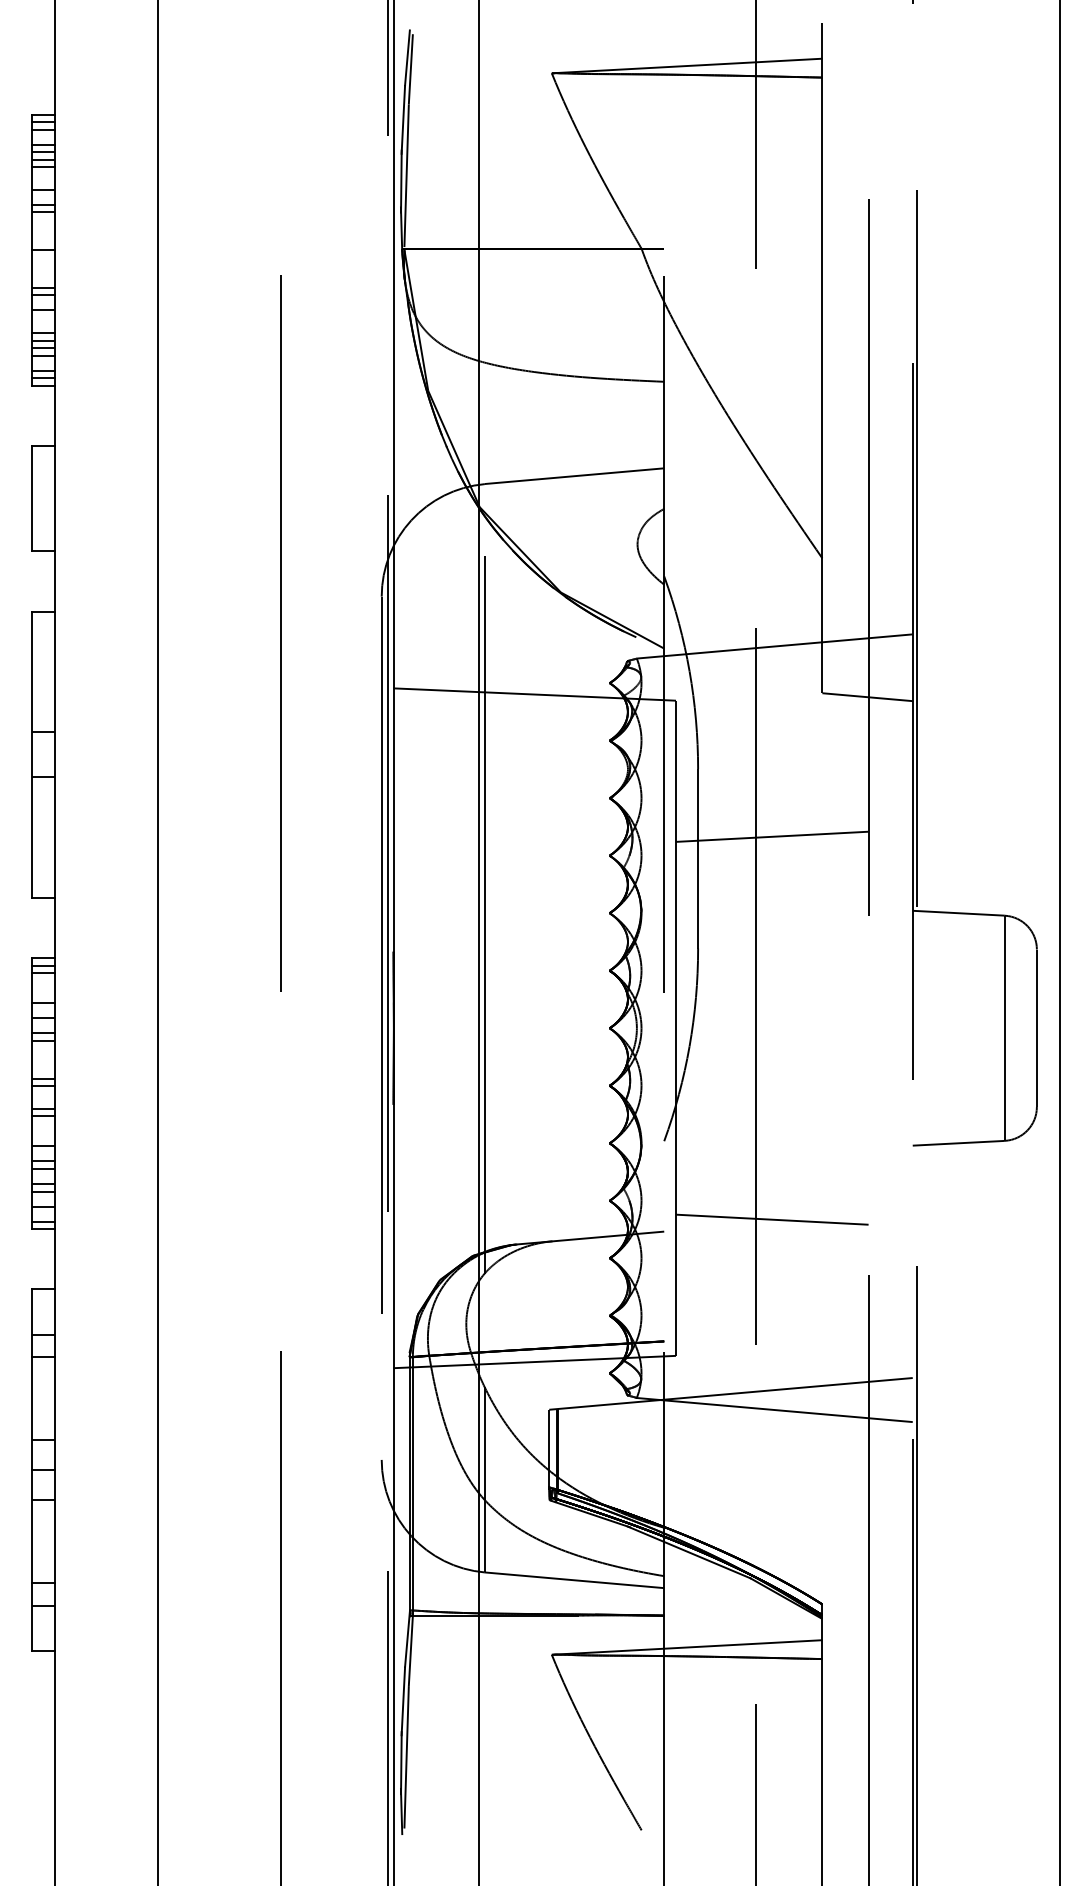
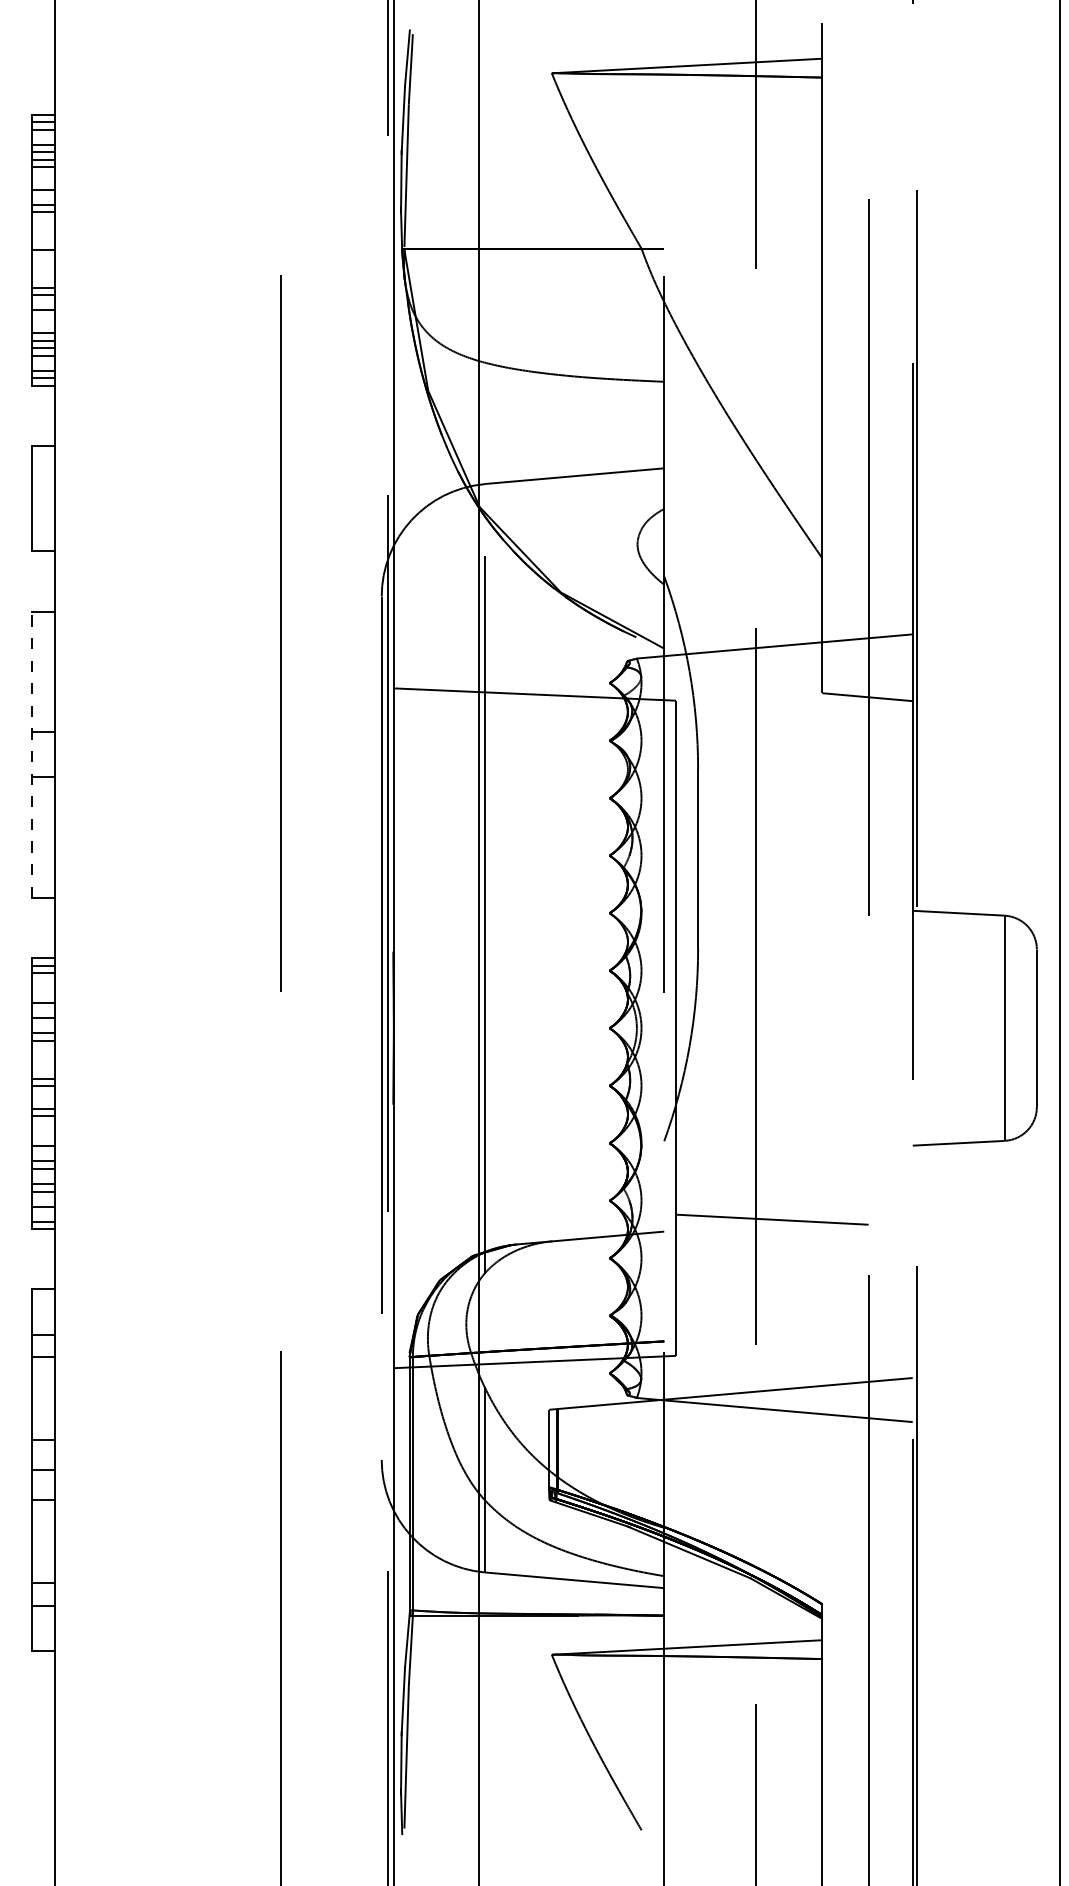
line: solid -> dashed (32, 754)
line: present -> none (771, 836)
line: present -> none (157, 942)
